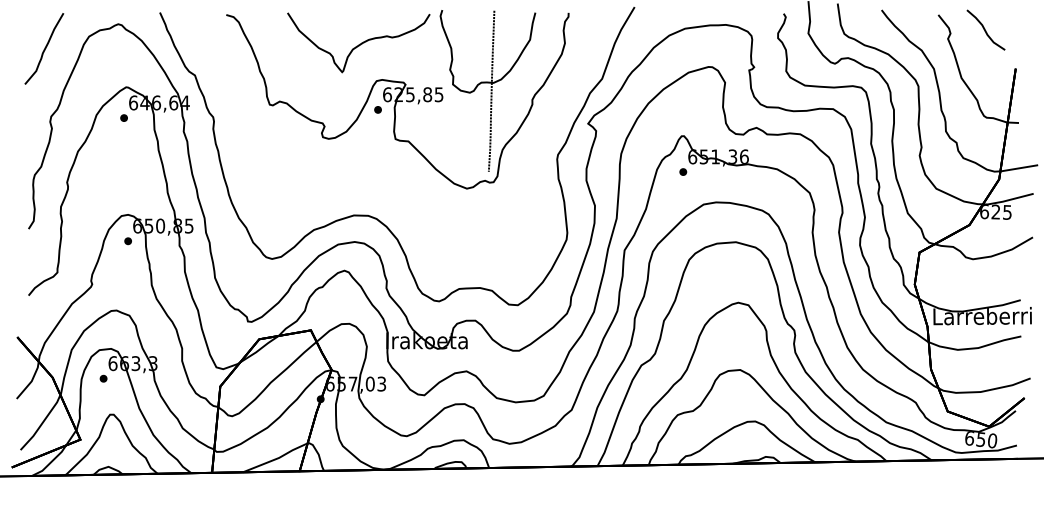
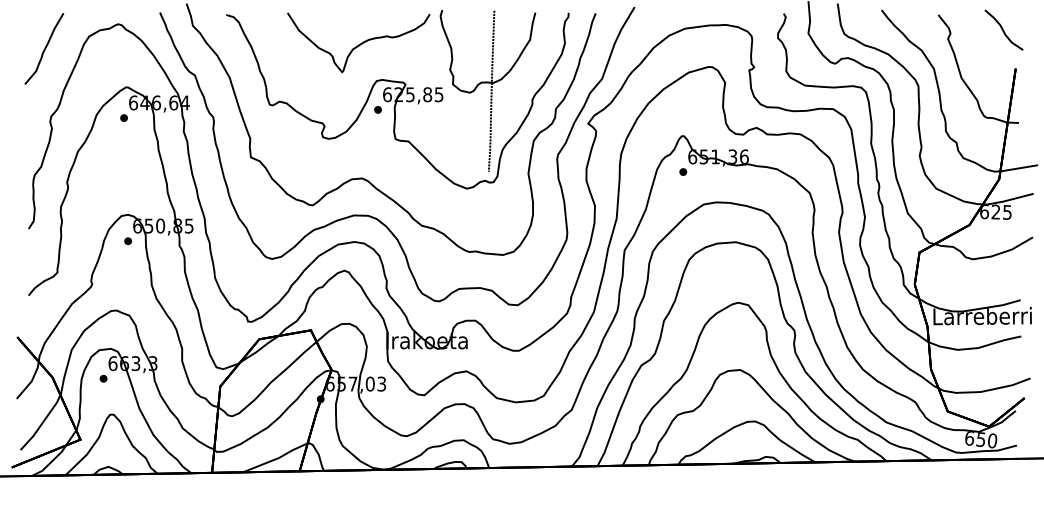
curve position: (985, 29) -> (1003, 29) (1003, 29)
curve: none -> present (367, 179)
